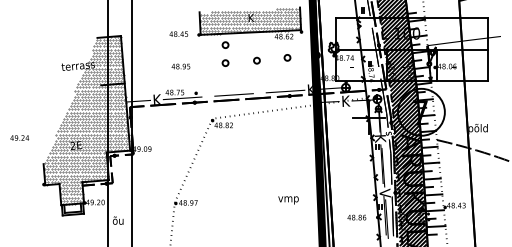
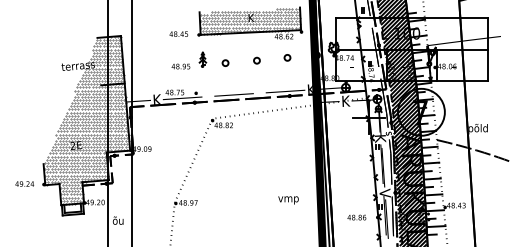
circle: present -> none (225, 44)
part: none -> present (202, 59)
text position: (19, 137) -> (24, 183) (24, 183)
